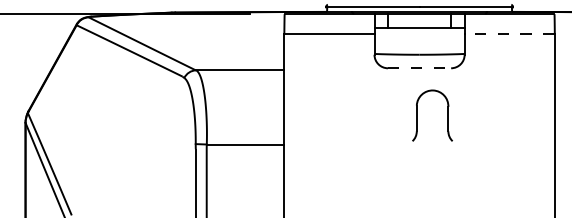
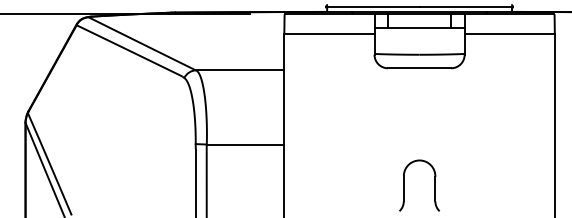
line: dashed -> solid (509, 34)
line: dashed -> solid (419, 68)
part position: (417, 115) -> (404, 185) (404, 185)
